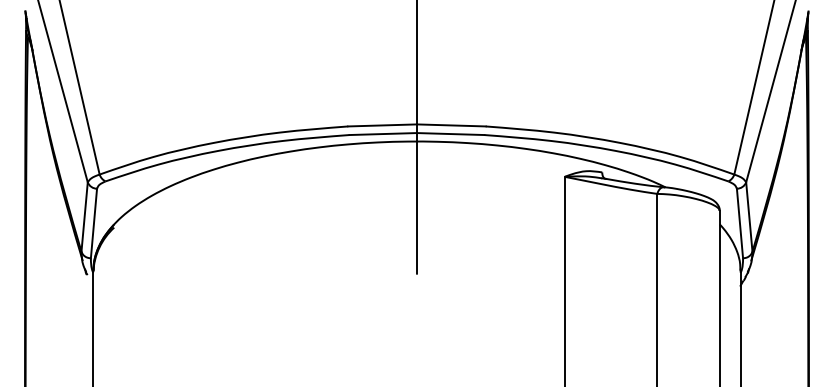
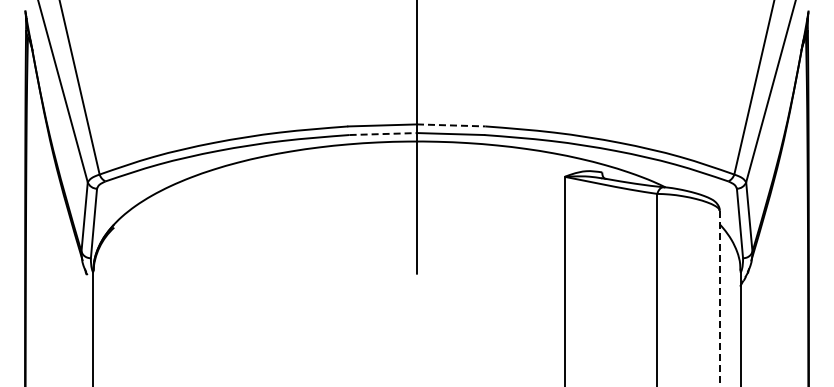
line: solid -> dashed (451, 125)
line: solid -> dashed (383, 134)
line: solid -> dashed (719, 299)
